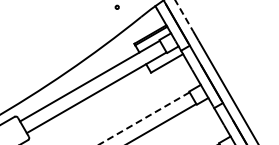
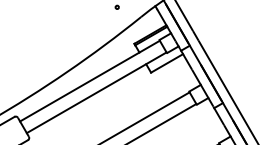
line: dashed -> solid (184, 15)
line: dashed -> solid (143, 118)
